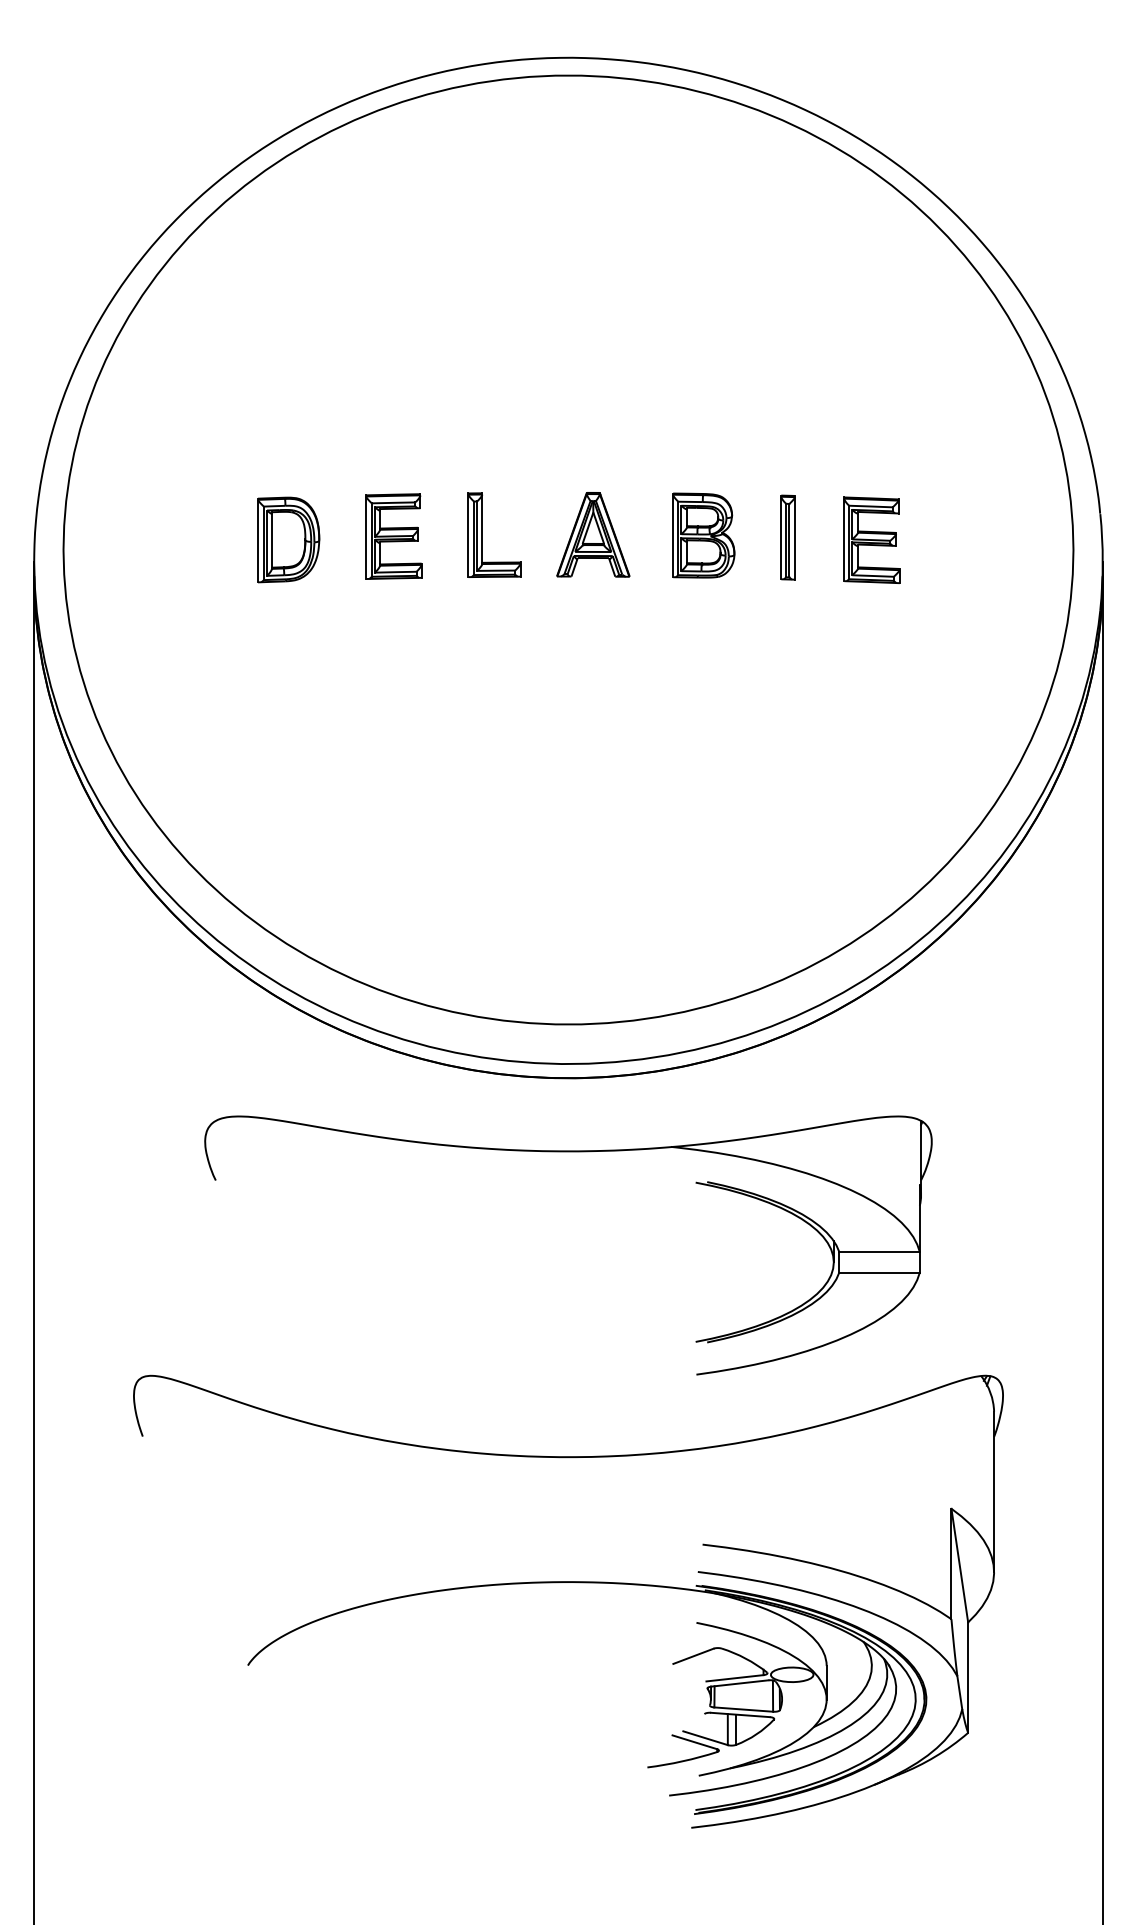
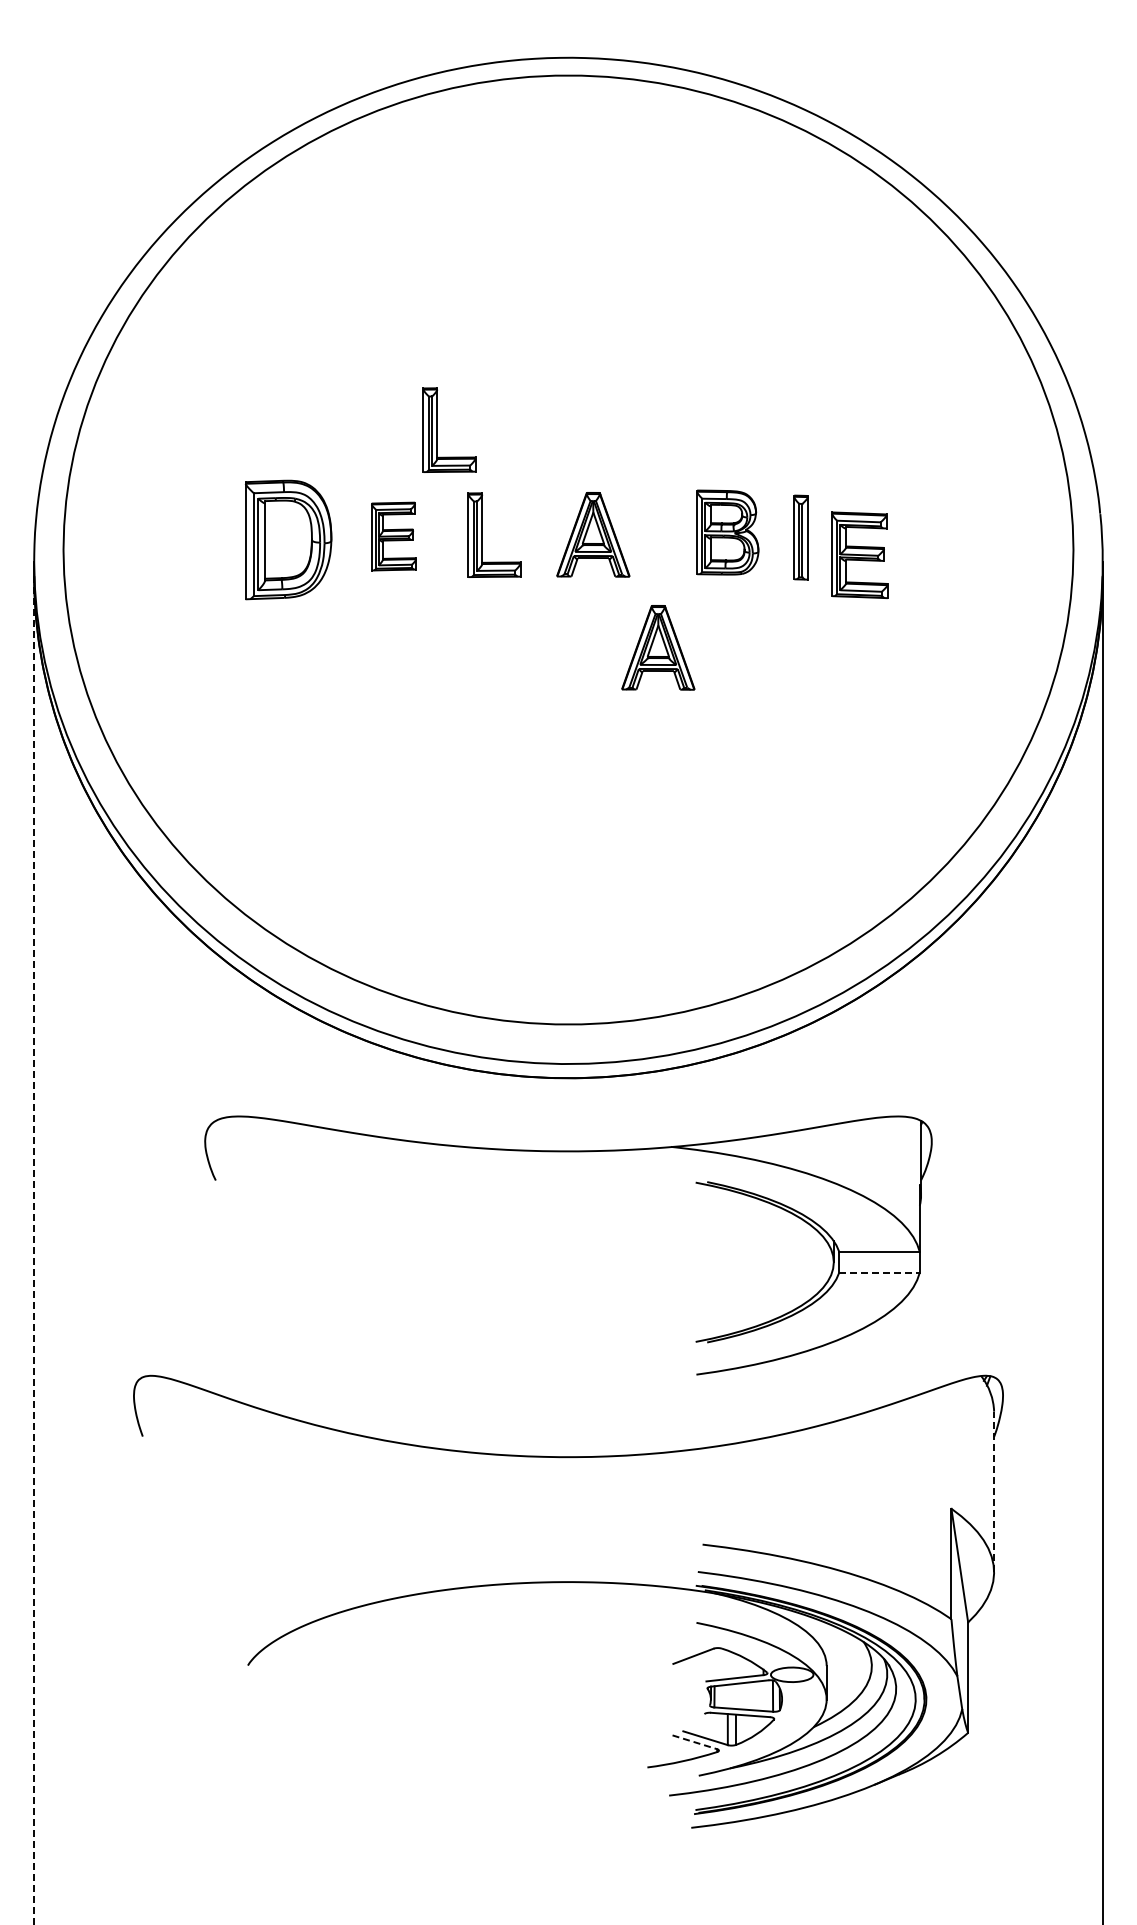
part: none -> present (437, 429)
part position: (703, 535) -> (727, 532) (727, 532)
part size: 58x87 px -> 46x71 px (393, 536)
part position: (787, 537) -> (800, 537) (800, 537)
part size: 64x88 px -> 88x122 px (288, 539)
part position: (871, 539) -> (859, 554) (859, 554)
part: none -> present (658, 647)
line: solid -> dashed (34, 1251)
line: solid -> dashed (880, 1272)
line: solid -> dashed (994, 1491)
line: solid -> dashed (695, 1742)
